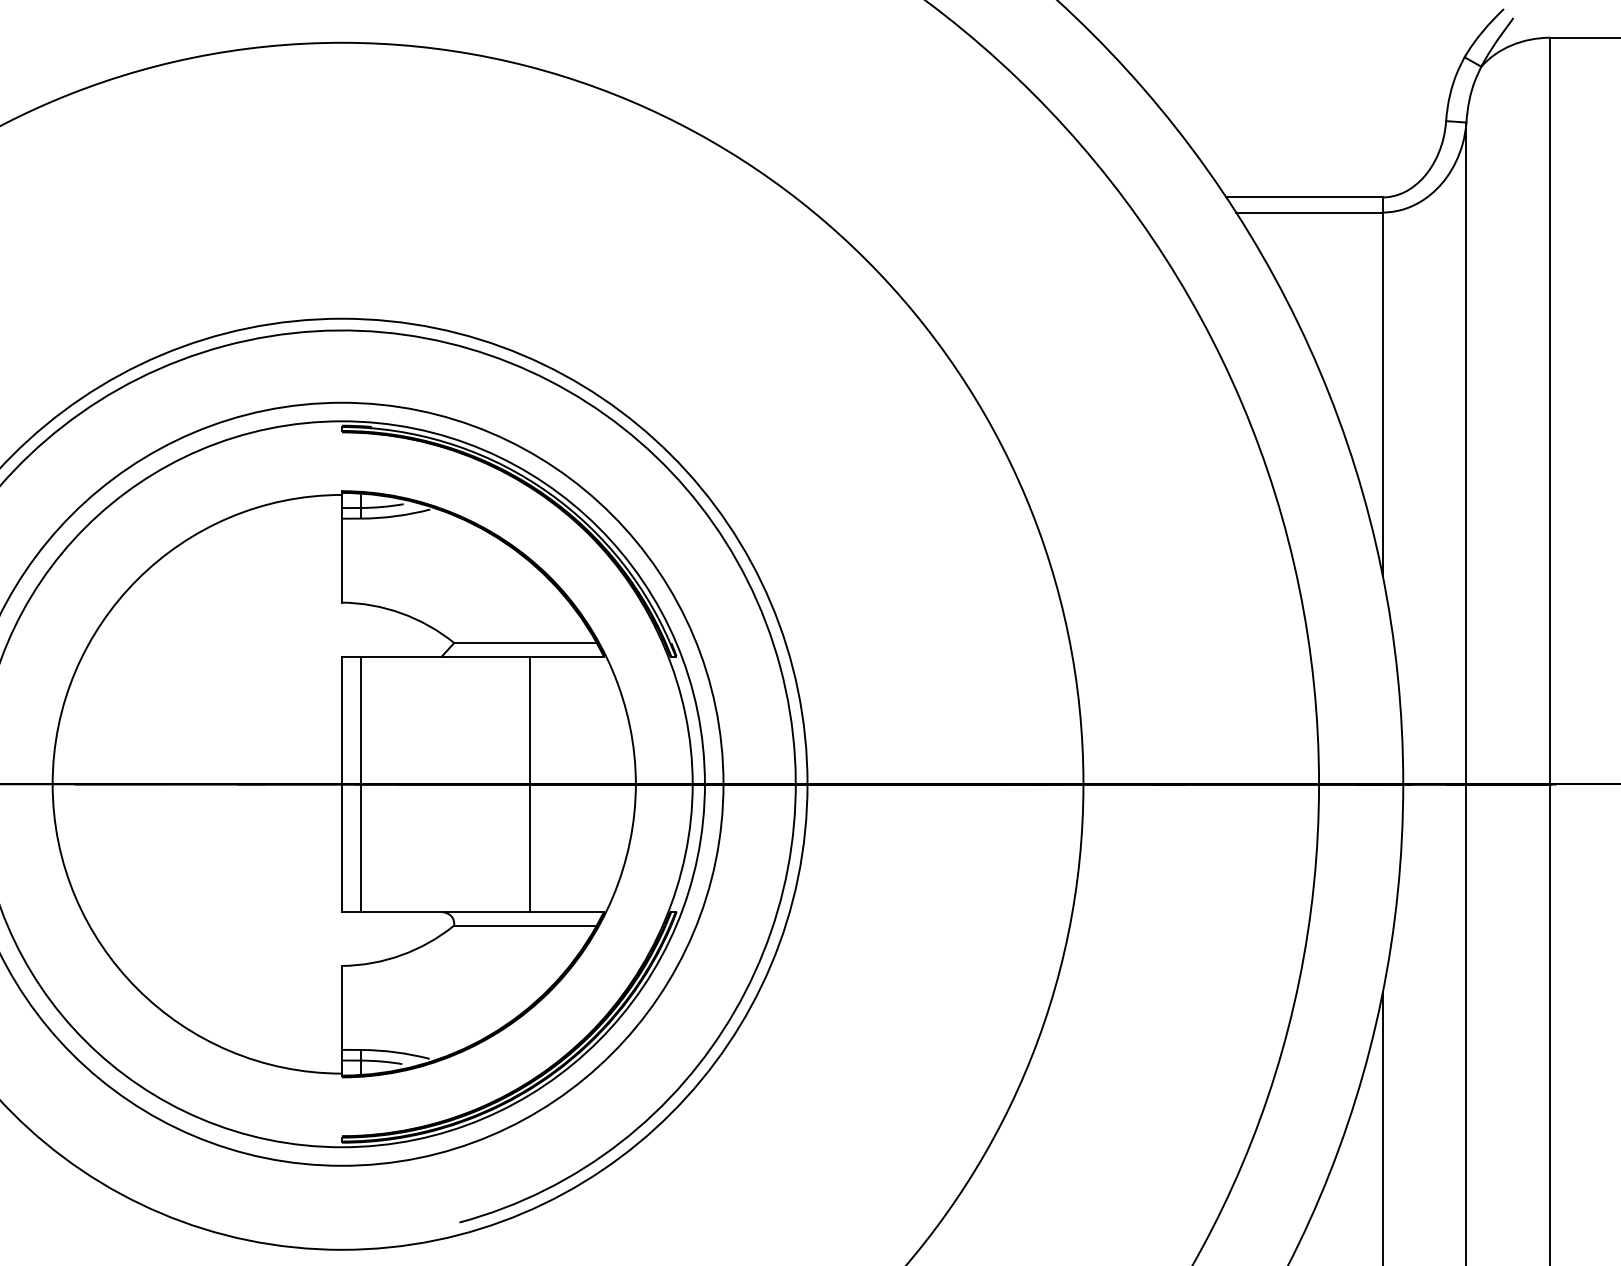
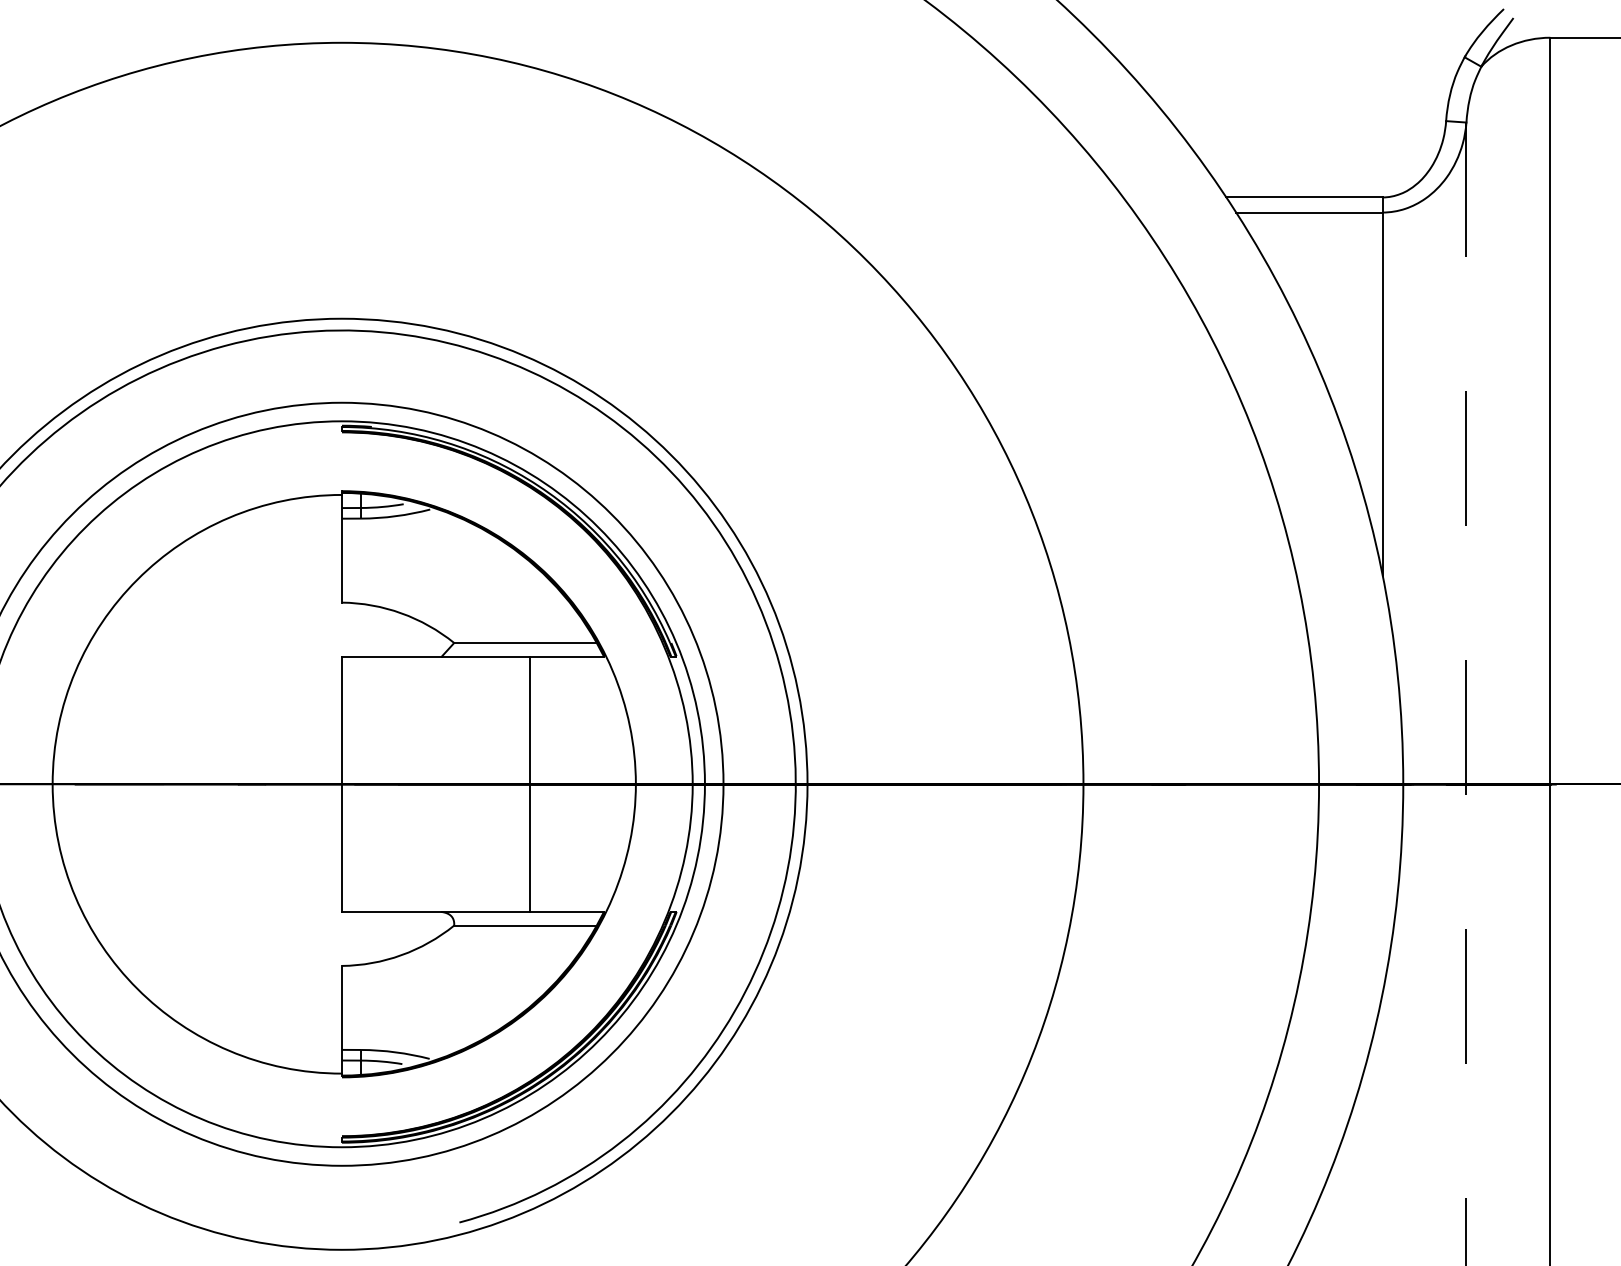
line: solid -> dashed (1466, 694)
line: present -> none (361, 783)
line: present -> none (1382, 1127)
